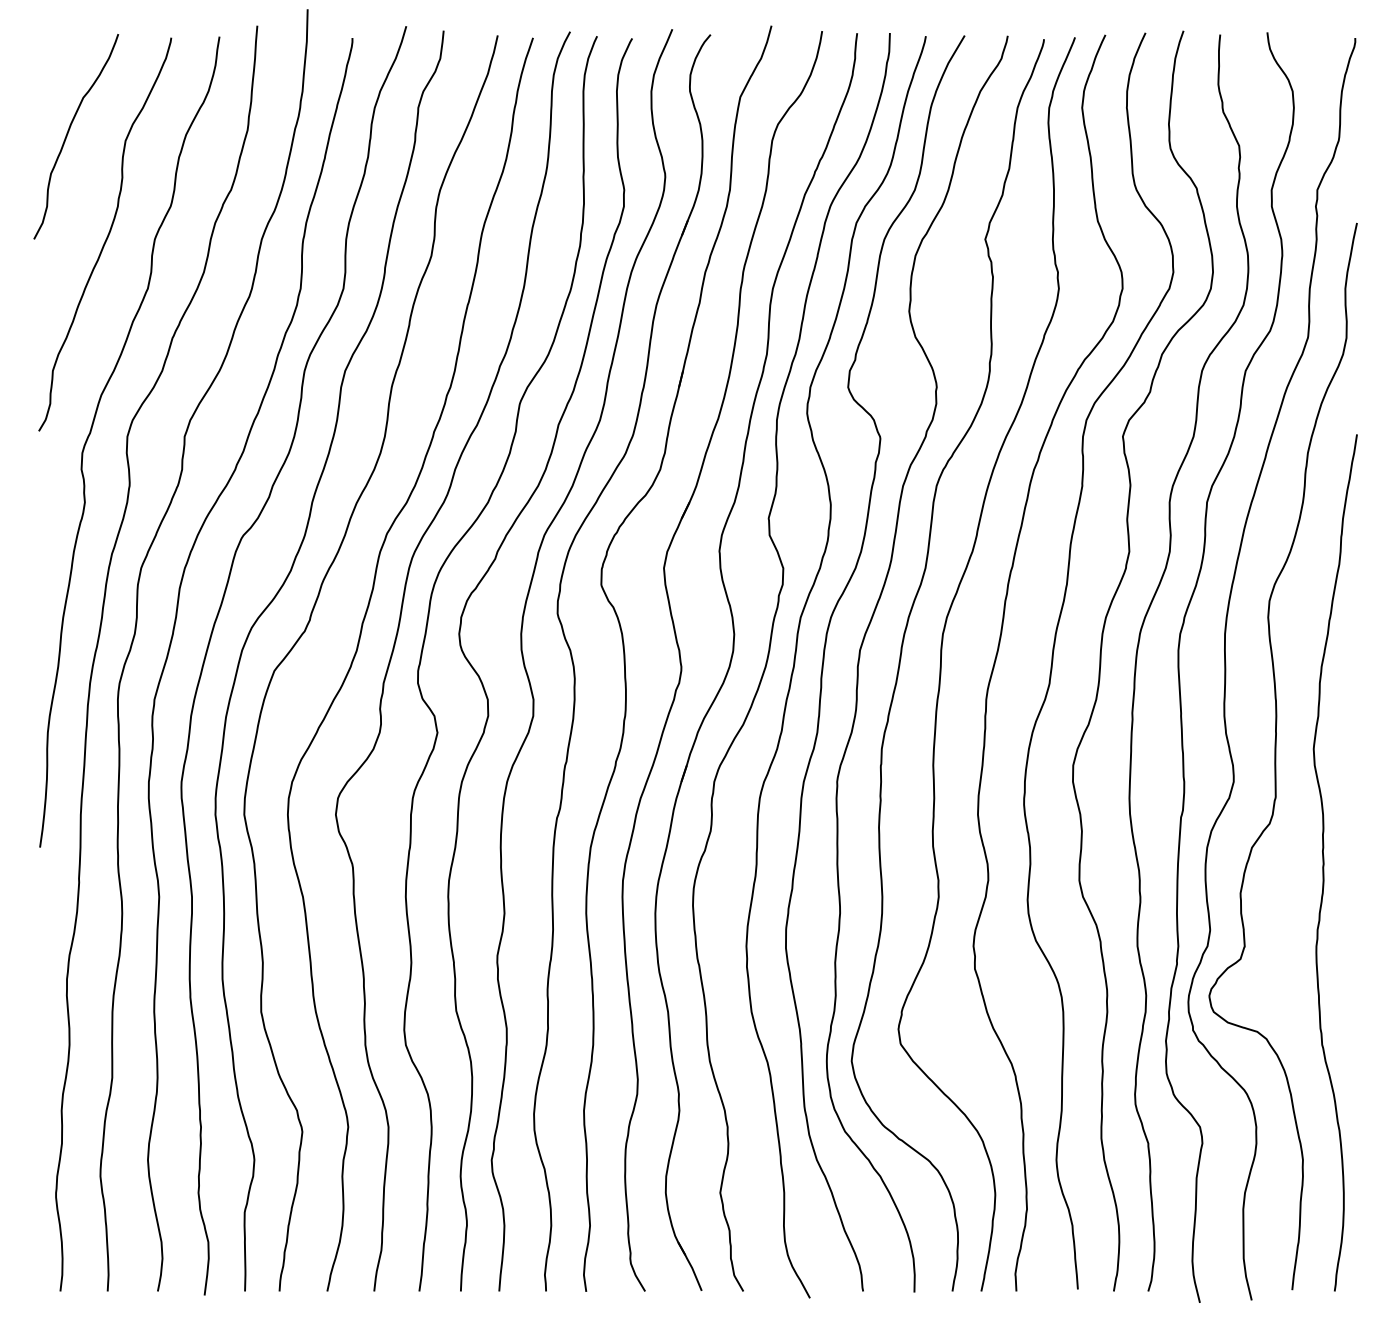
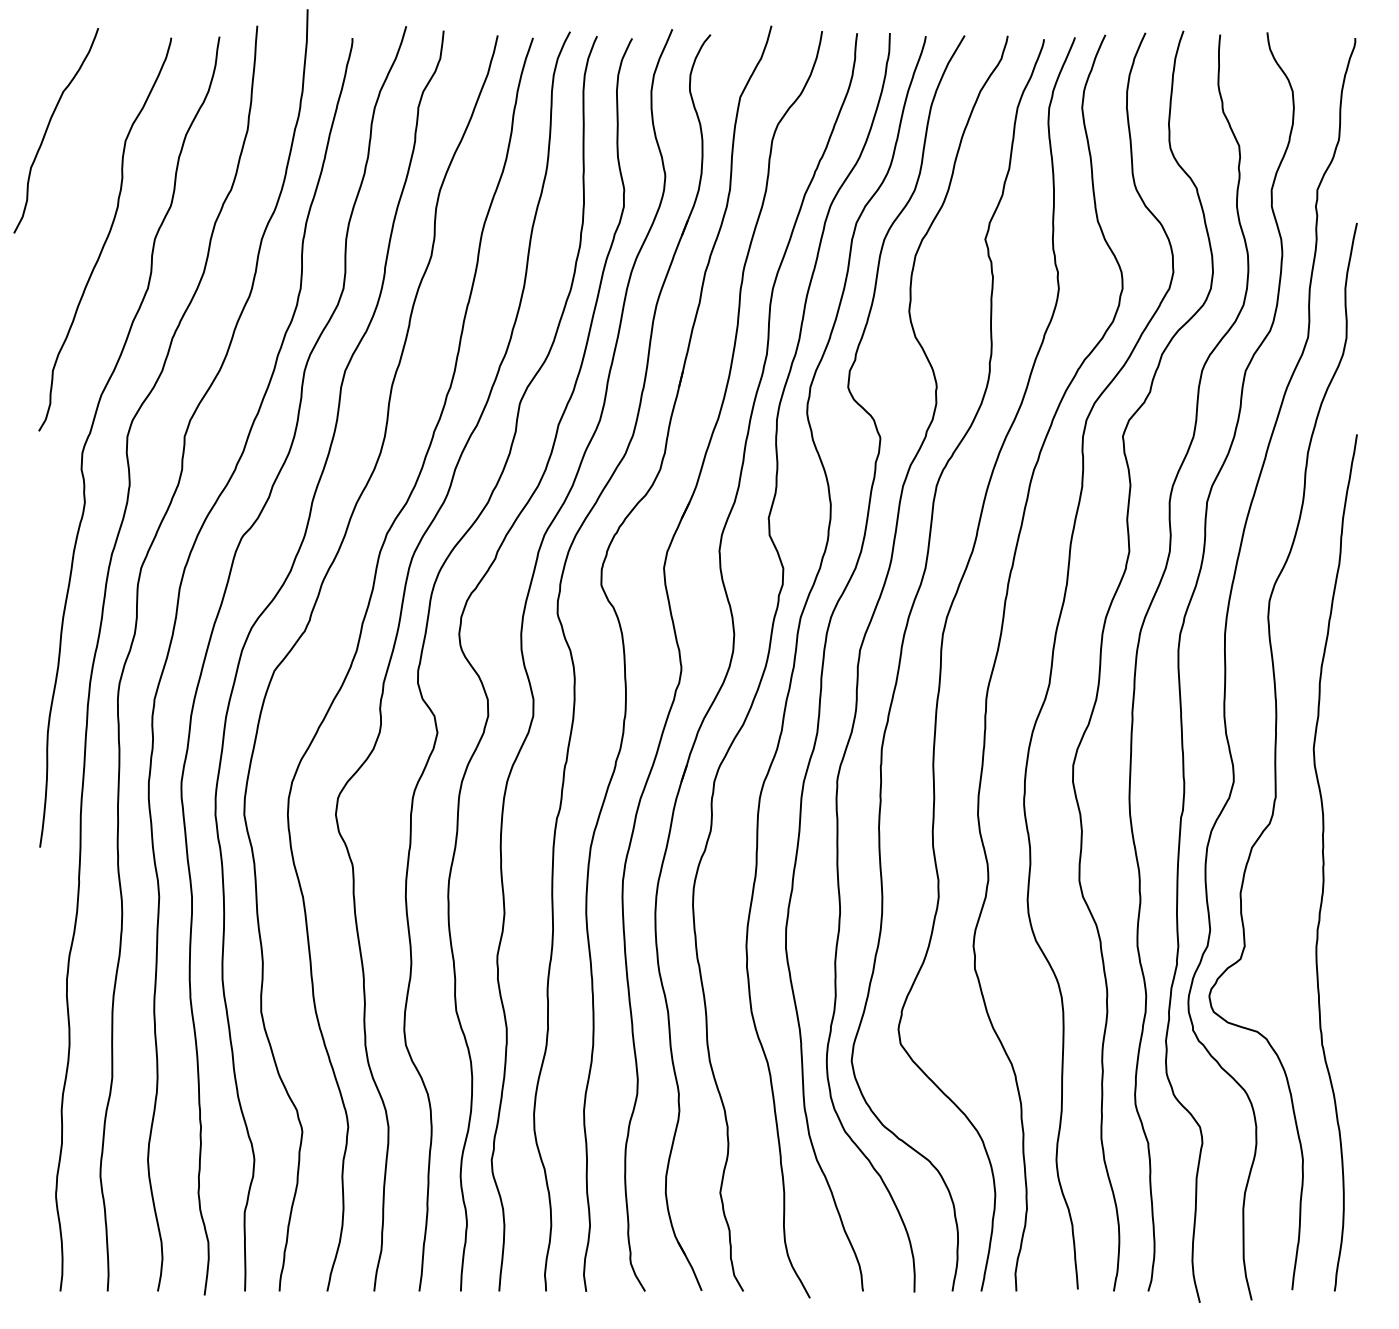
curve position: (68, 134) -> (48, 128) (48, 128)
